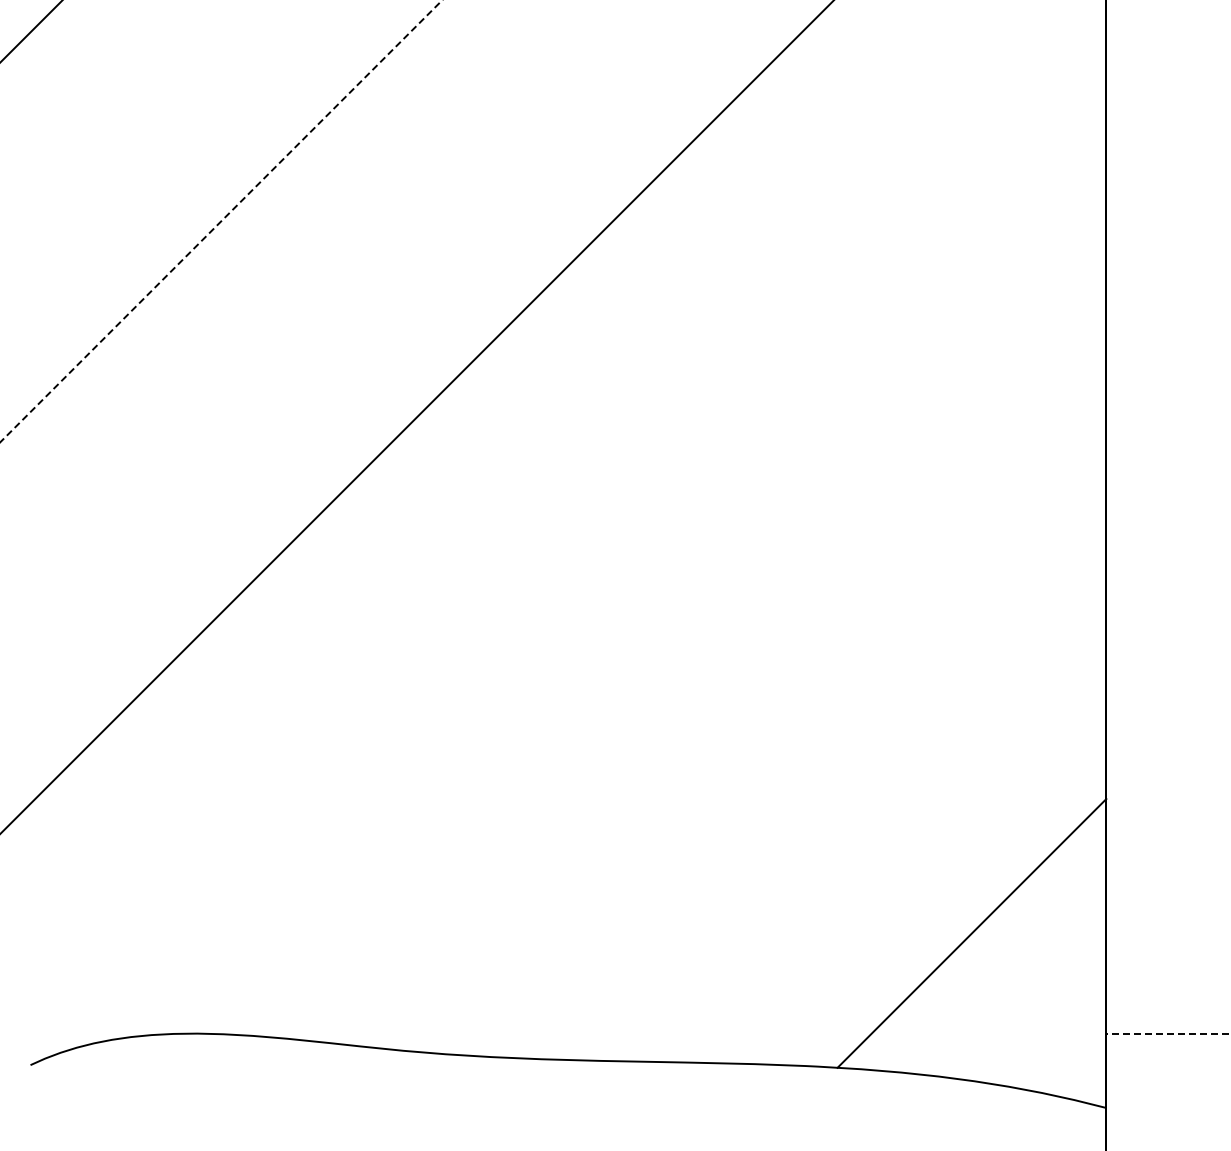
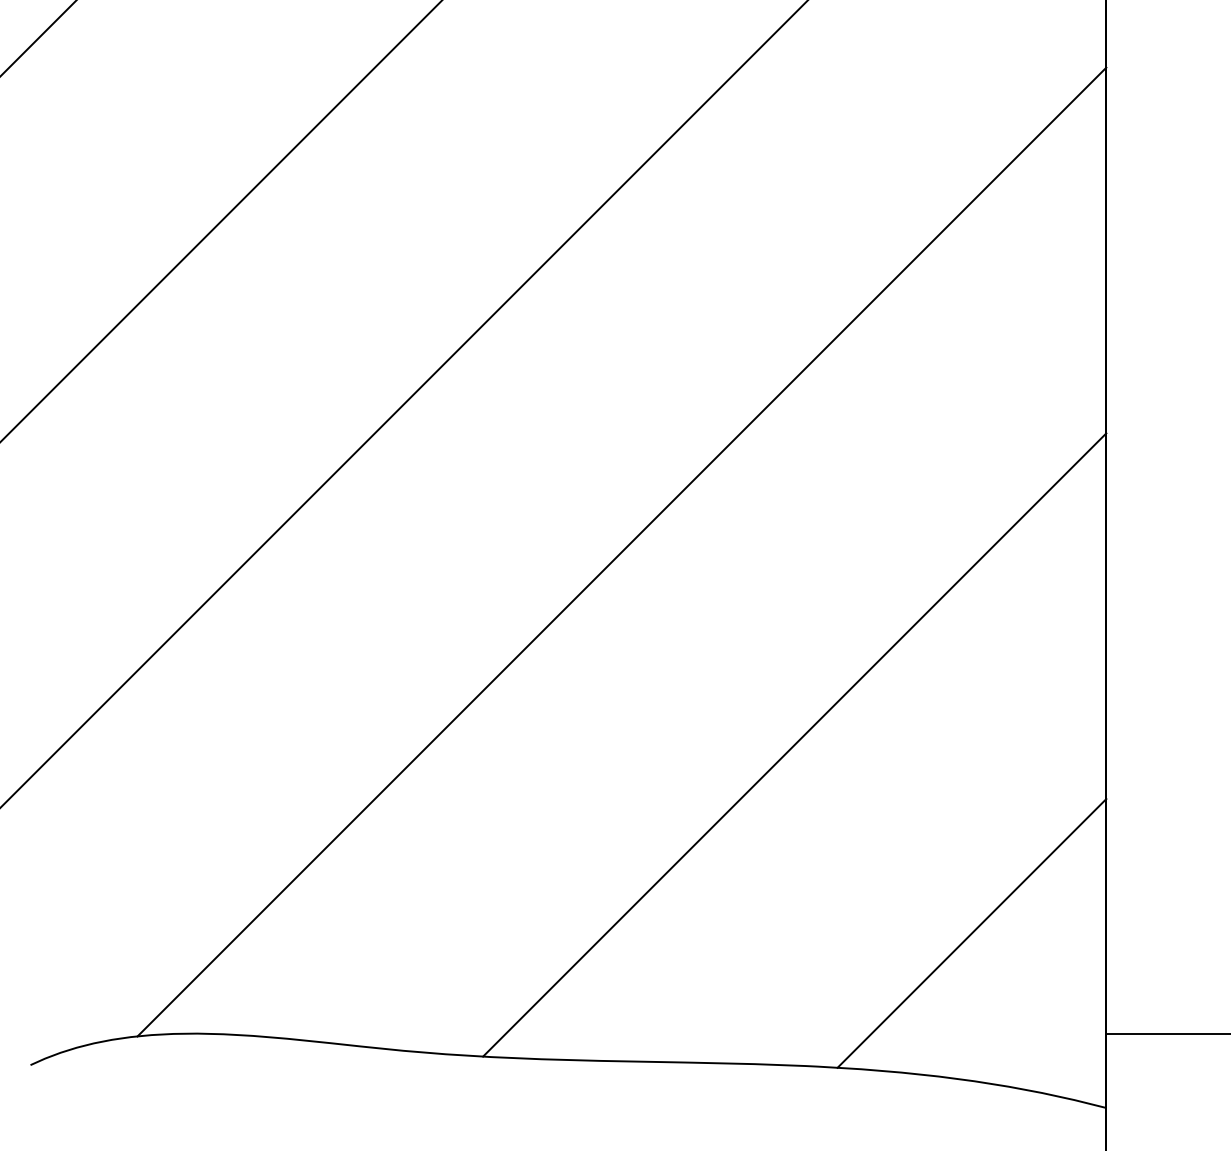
line position: (31, 31) -> (38, 38) (38, 38)
line: dashed -> solid (221, 220)
line position: (417, 416) -> (403, 404) (403, 404)
line: none -> present (621, 551)
line: none -> present (794, 744)
line: dashed -> solid (1168, 1033)
